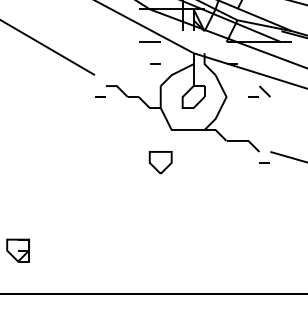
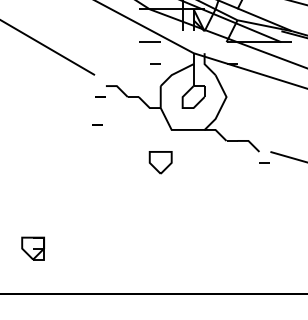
part: present -> none (259, 91)
part: none -> present (97, 124)
part position: (17, 250) -> (32, 248) (32, 248)
